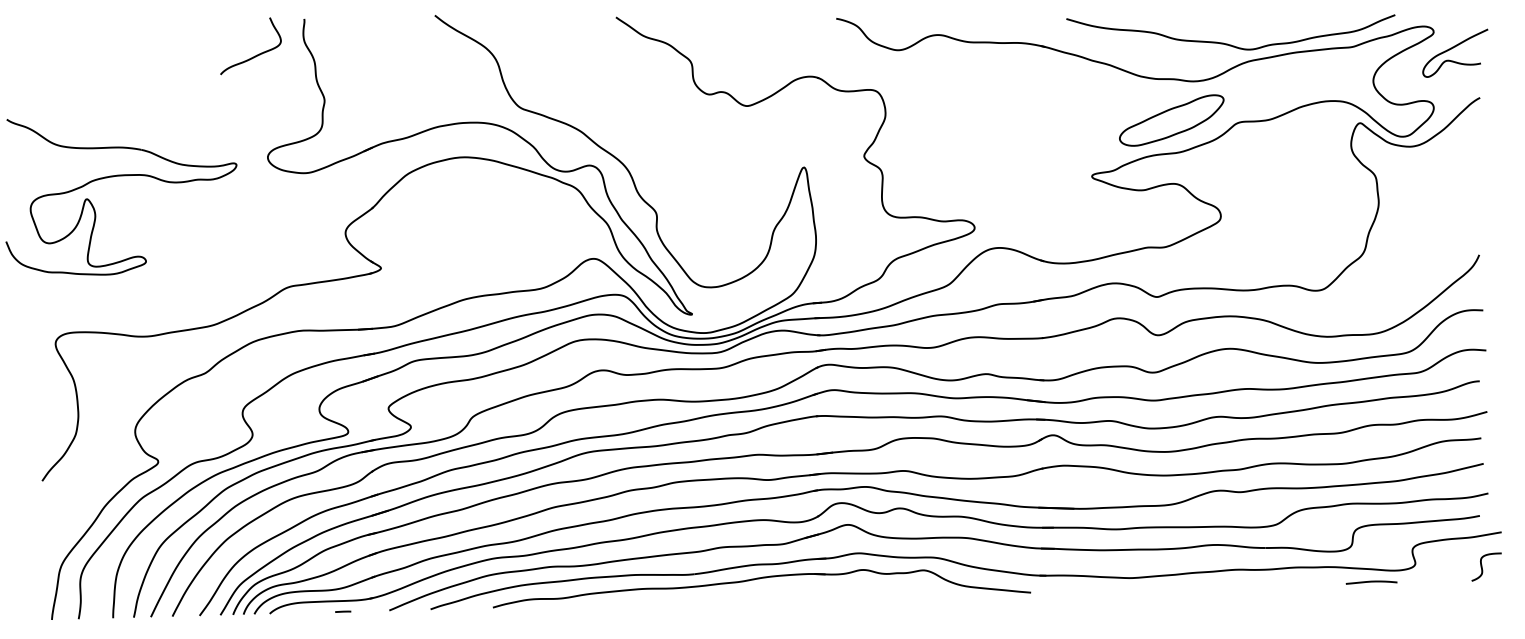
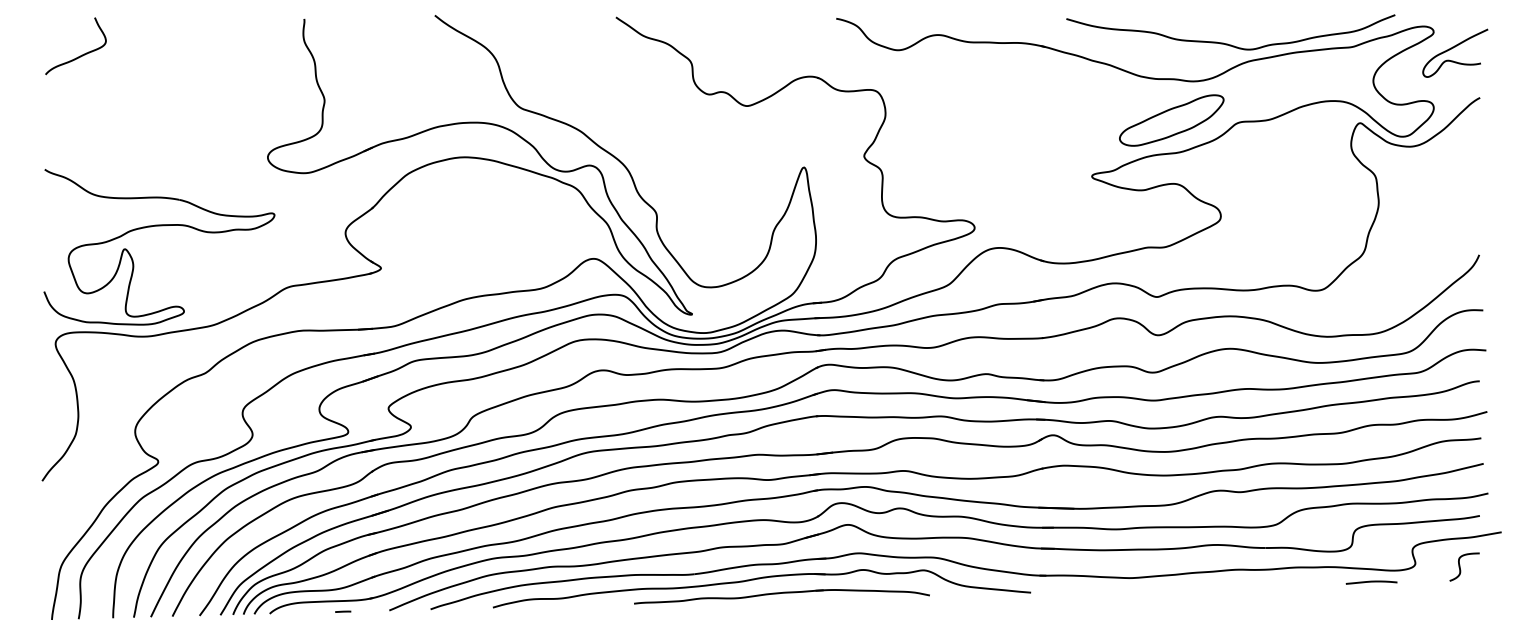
curve position: (255, 55) -> (80, 55) (80, 55)
part position: (121, 176) -> (159, 226) (159, 226)
curve position: (1482, 566) -> (1460, 566) (1460, 566)
part: none -> present (781, 596)
